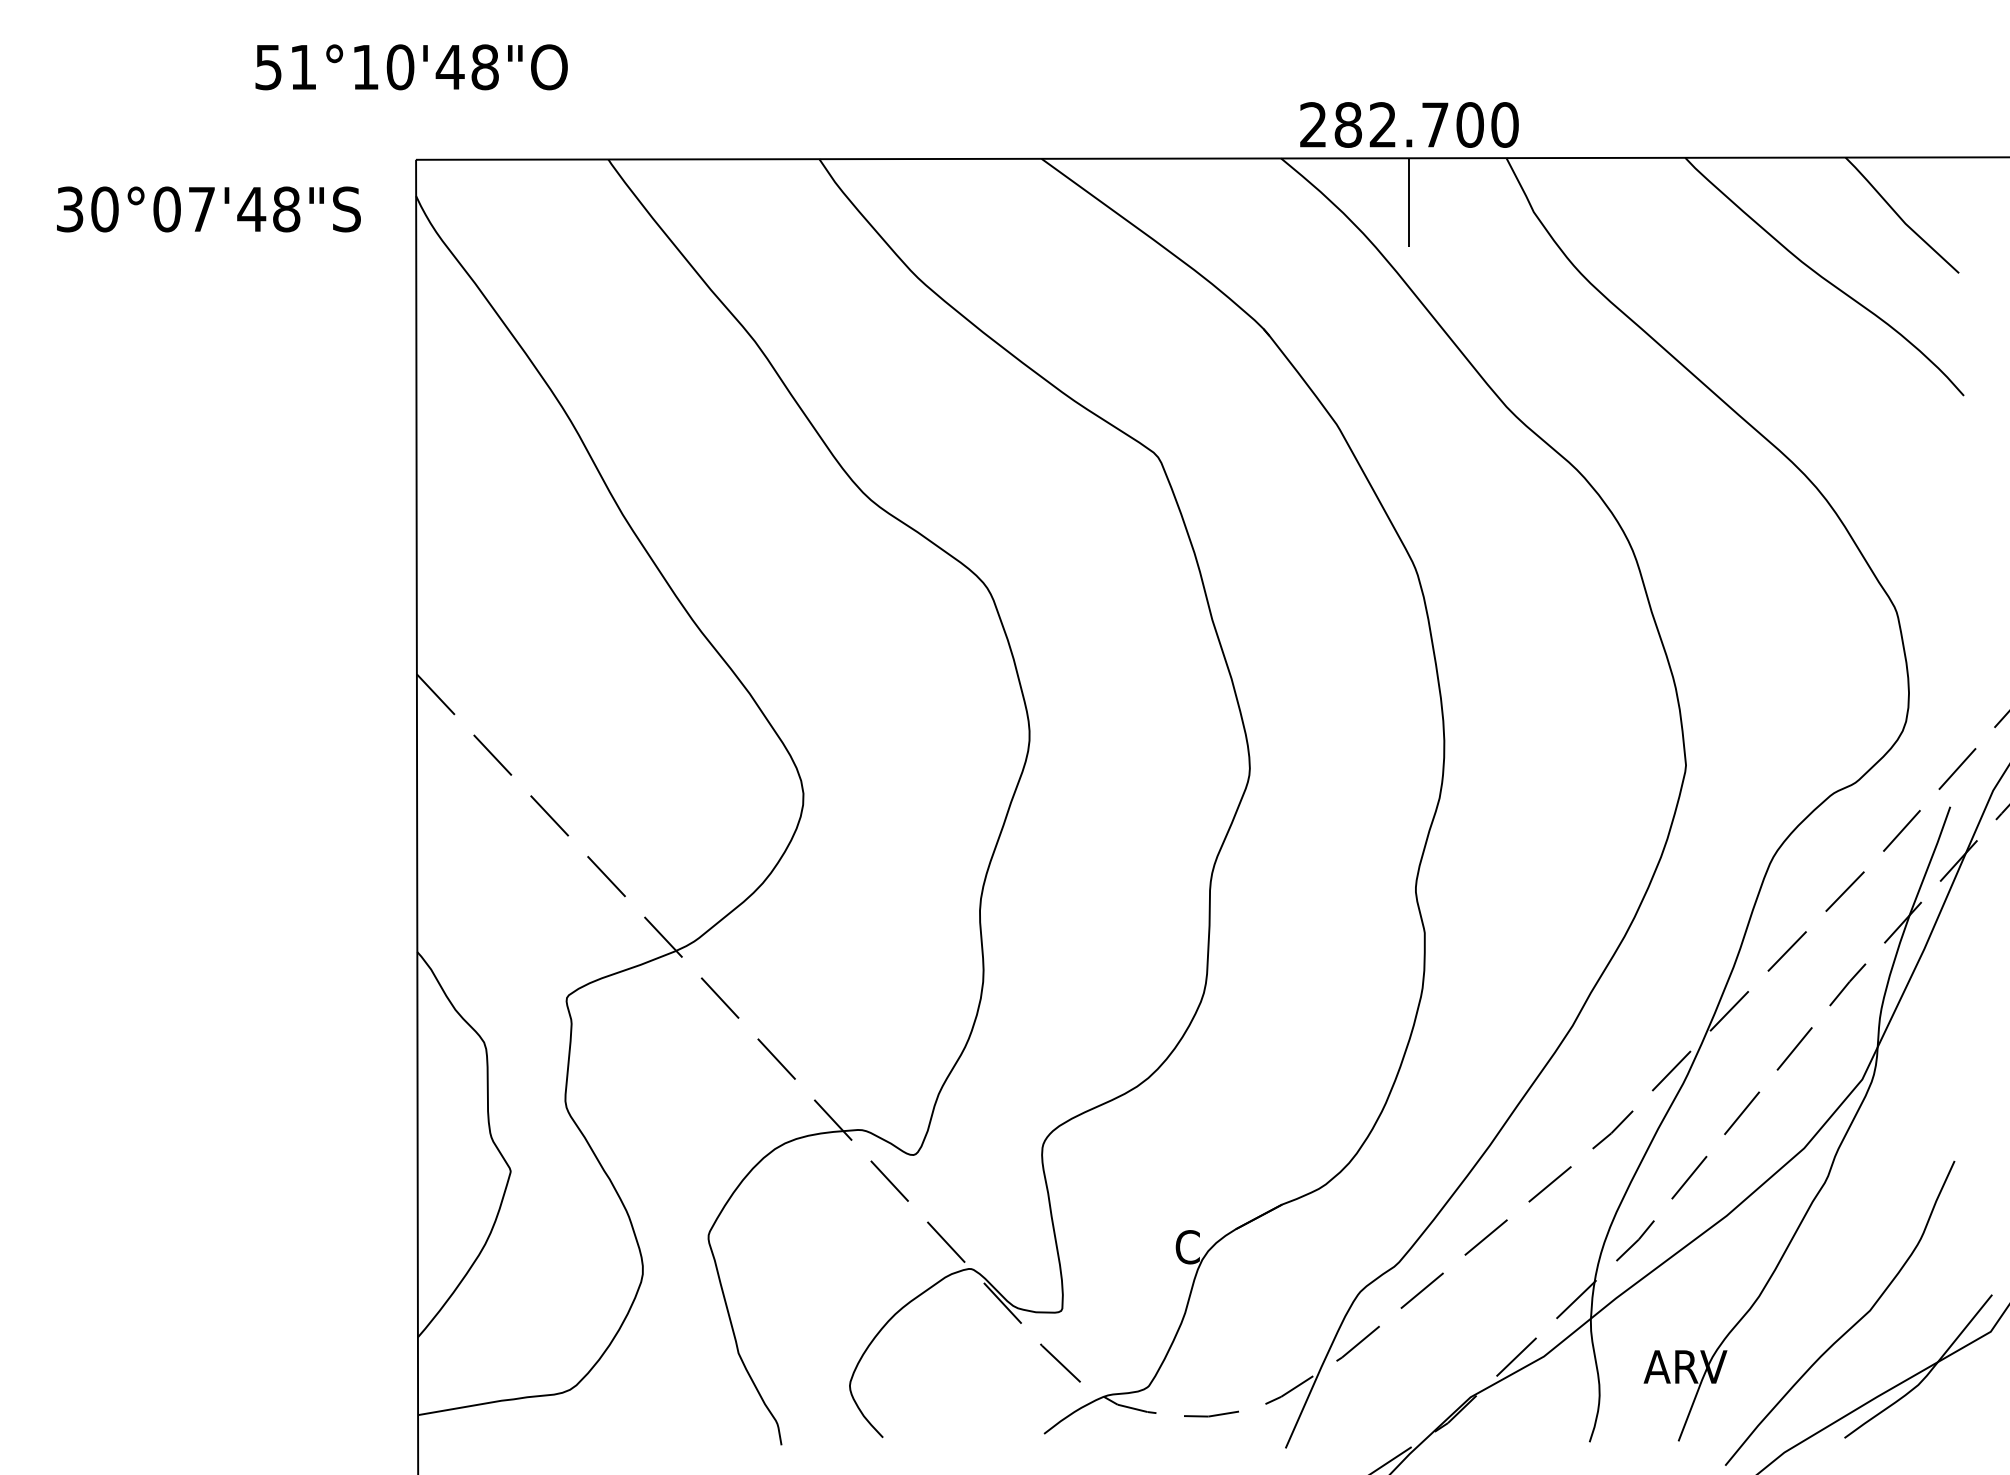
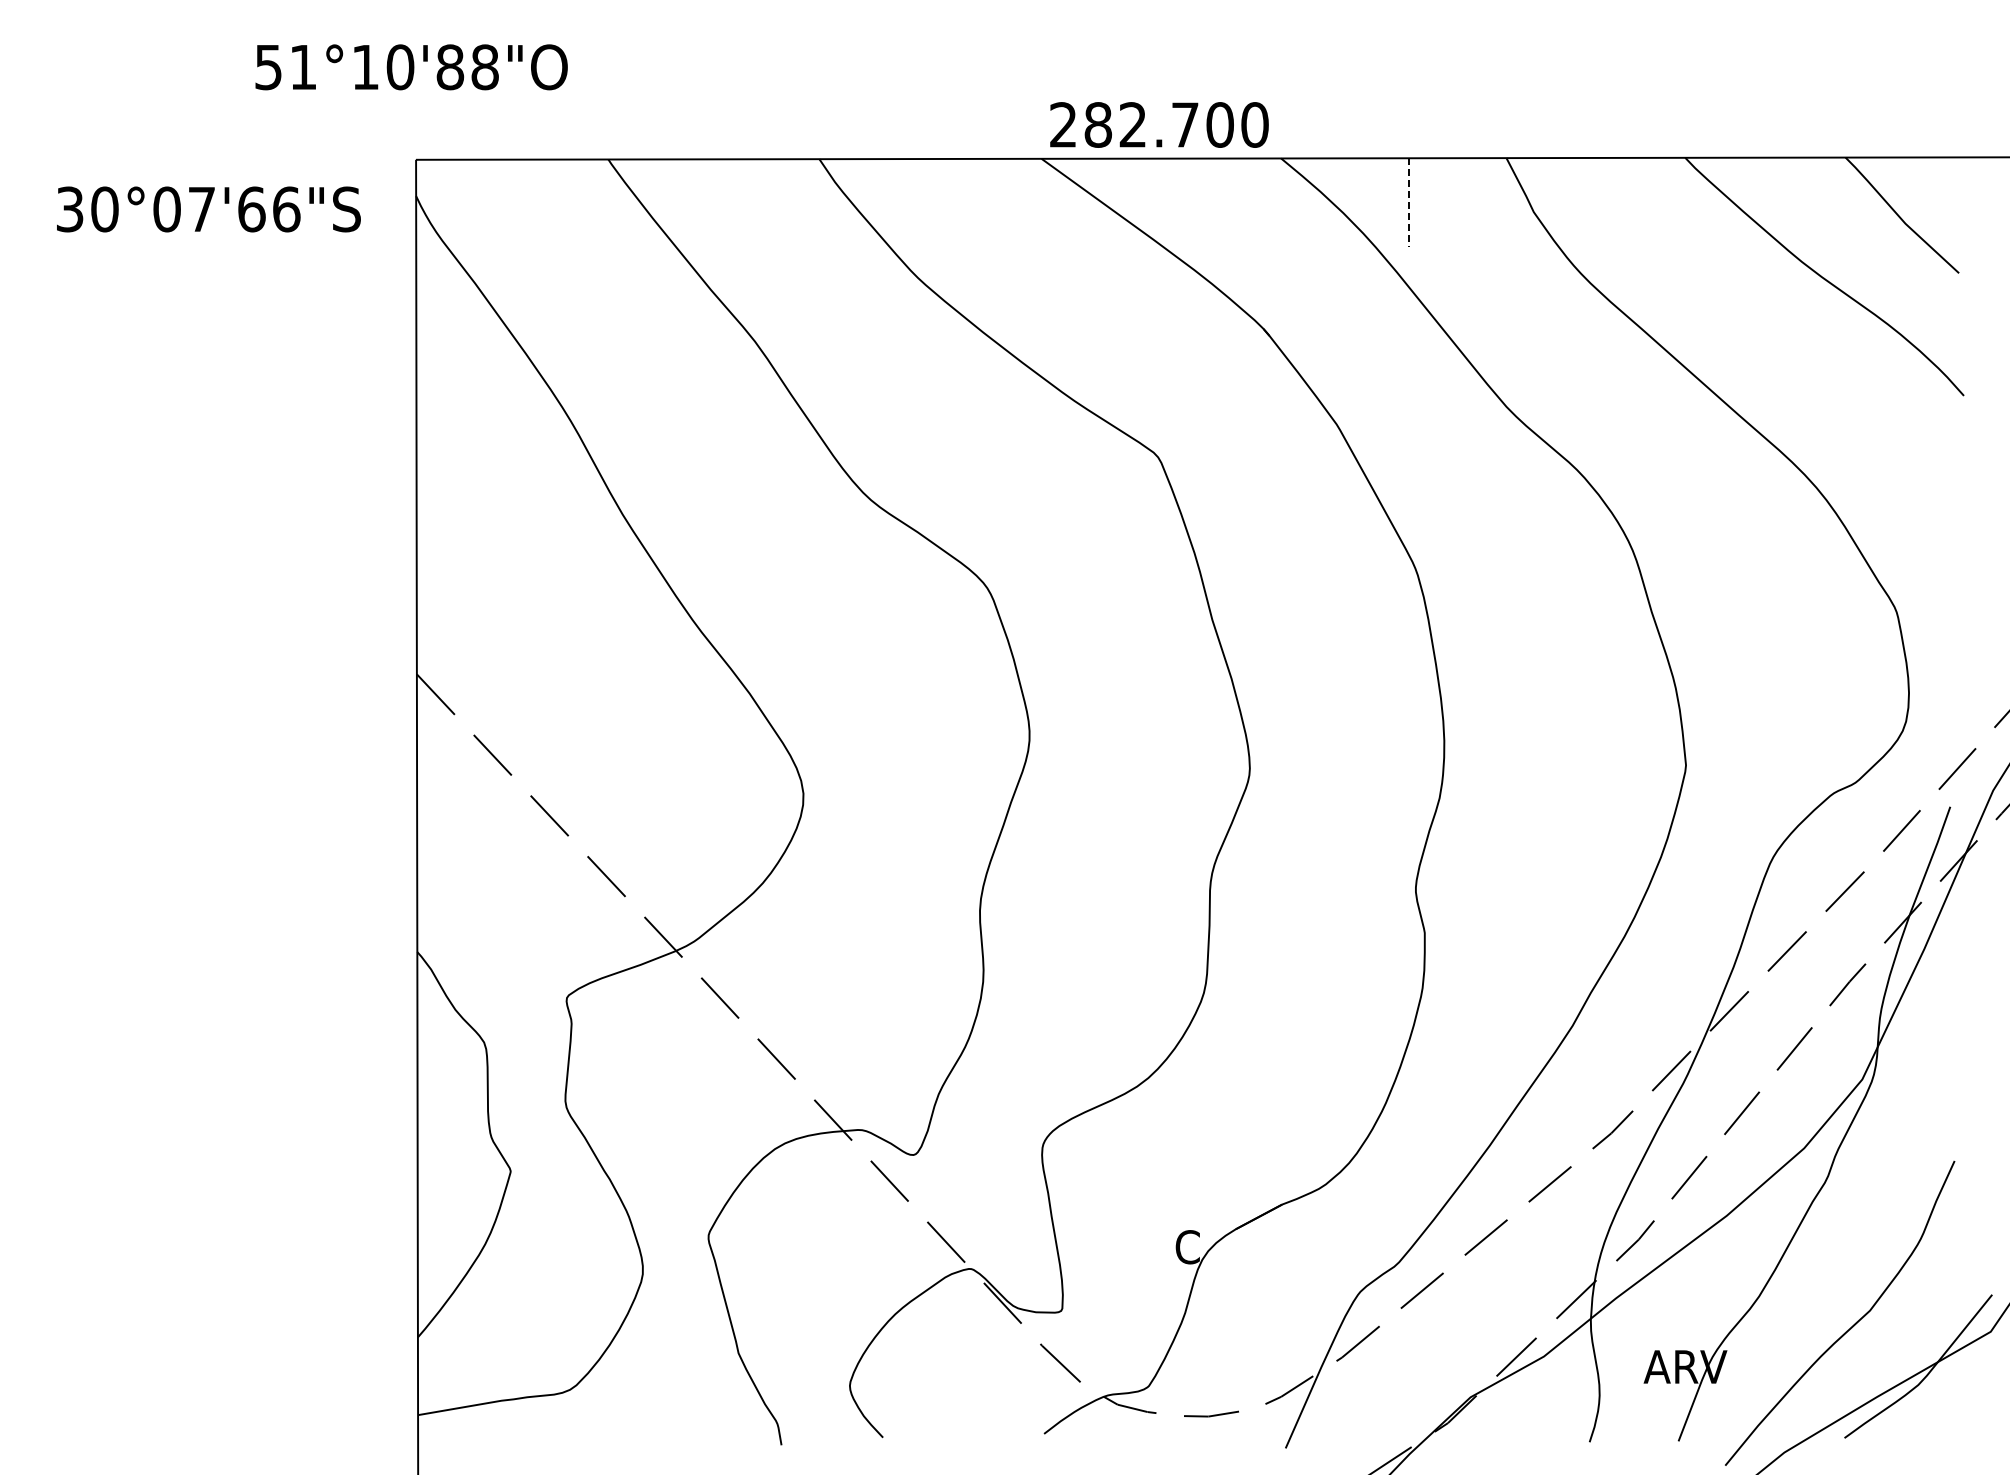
text: 51°10'48"O -> 51°10'88"O (449, 67)
text position: (1409, 124) -> (1159, 124) (1159, 124)
line: solid -> dashed (1409, 203)
text: 30°07'48"S -> 30°07'66"S (268, 209)
